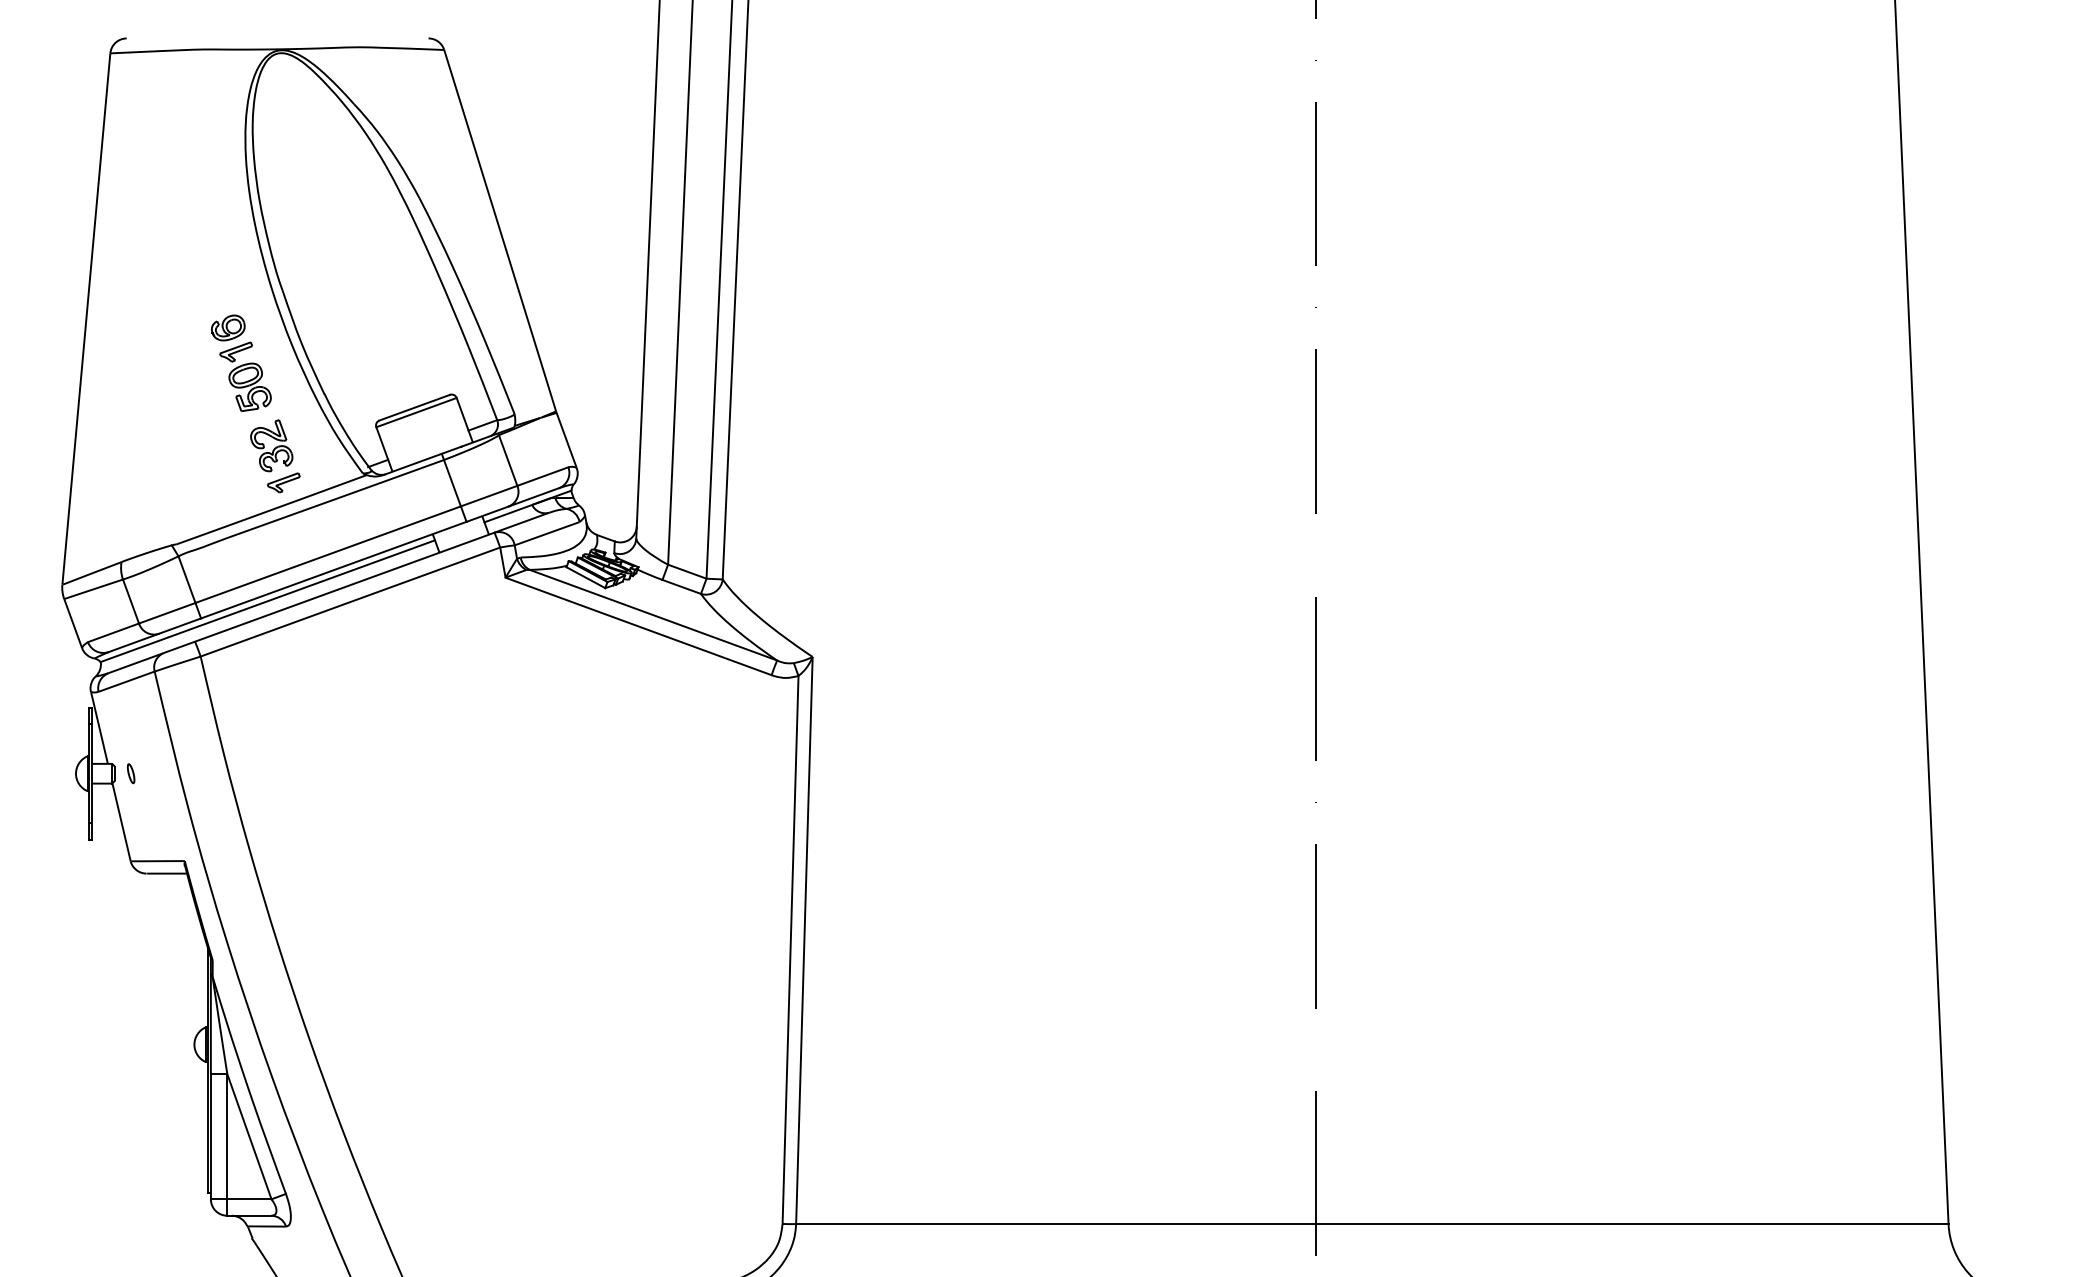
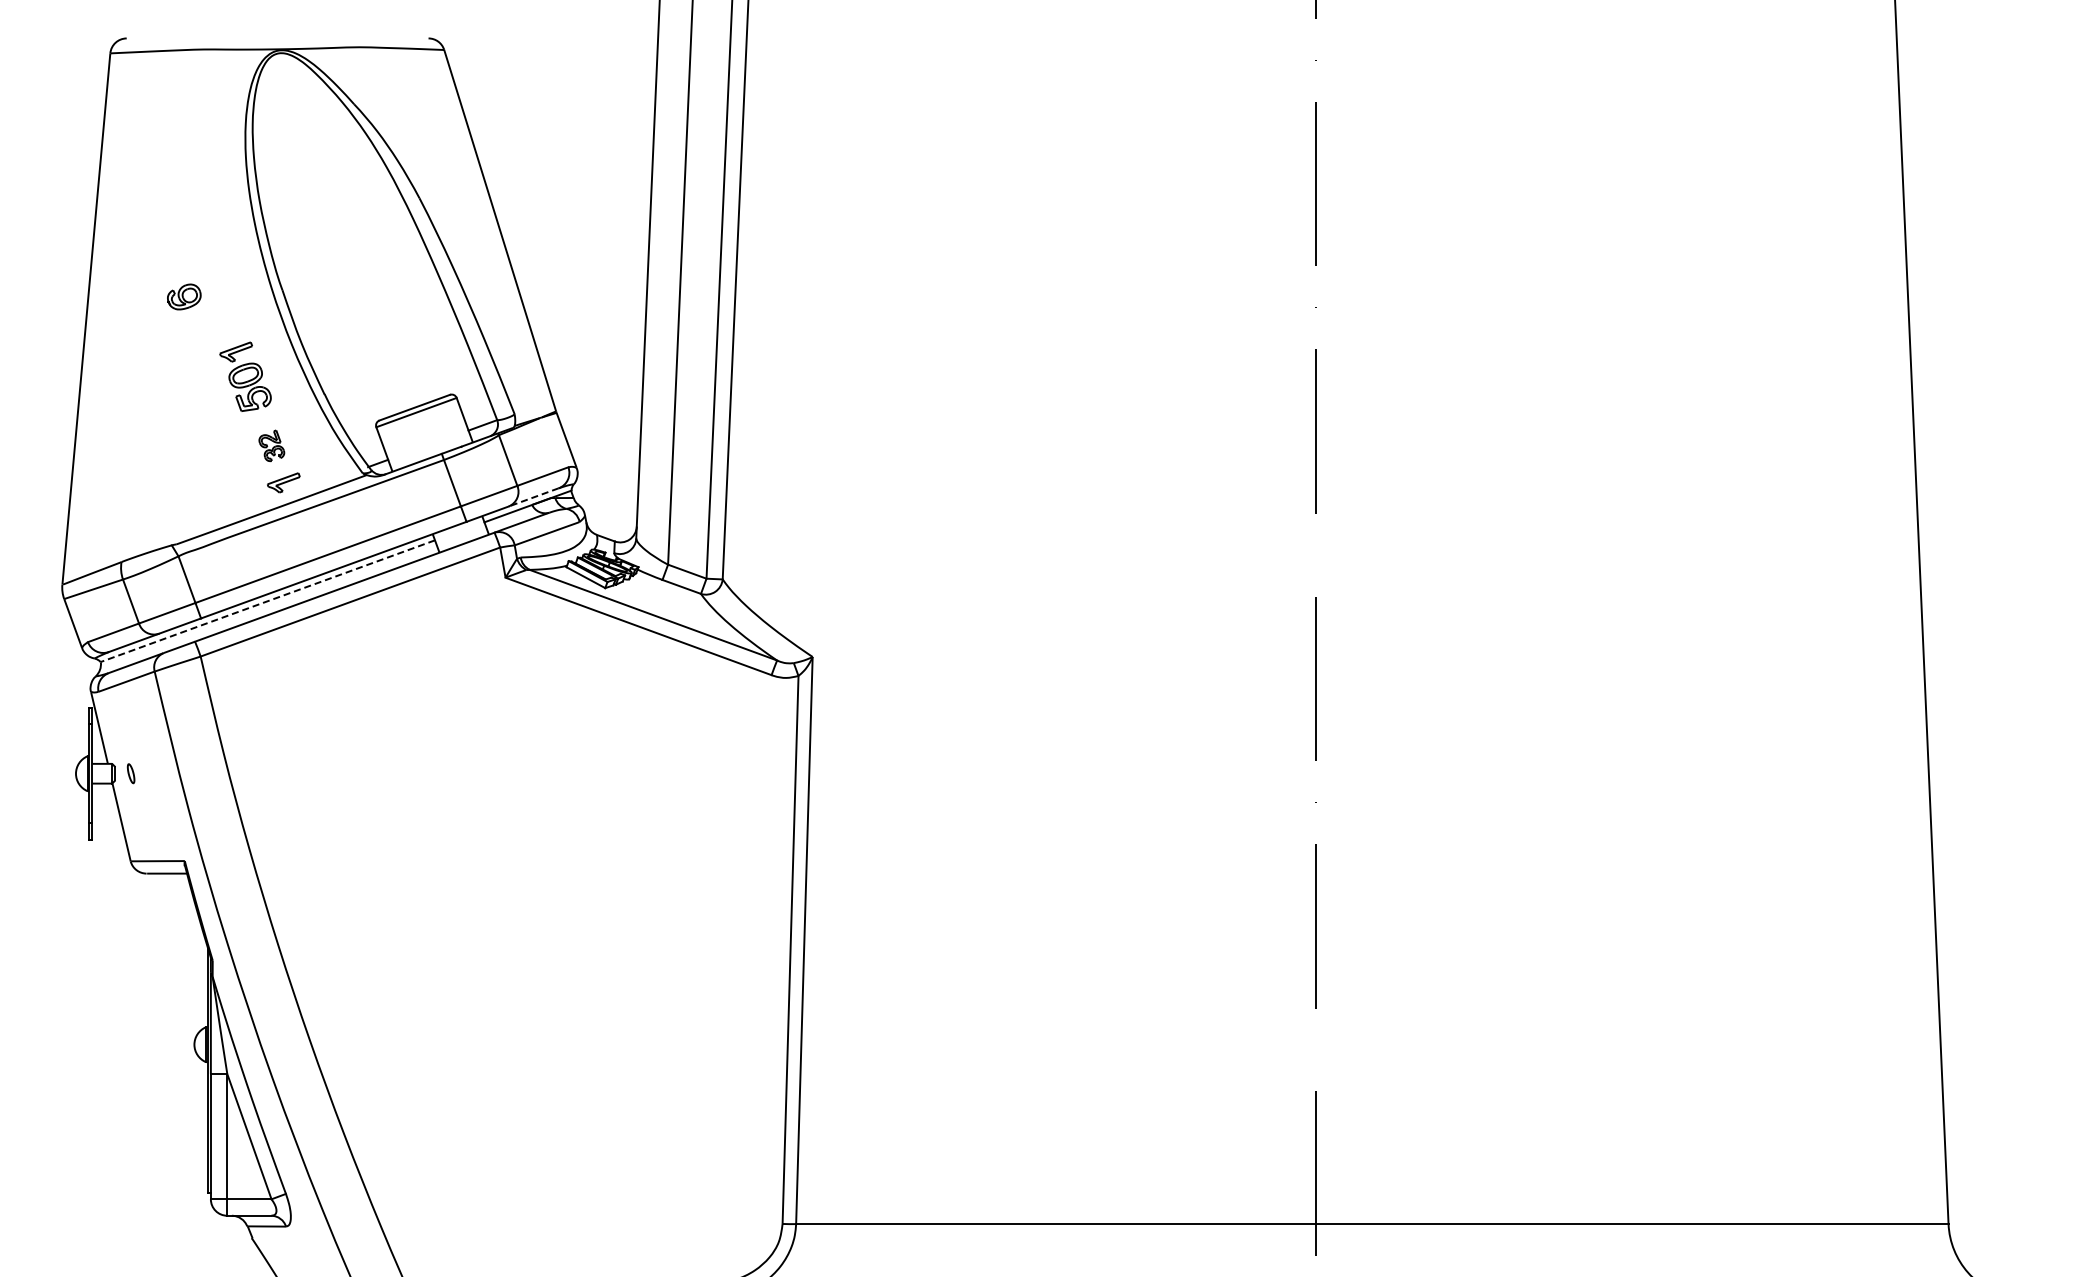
part position: (228, 327) -> (184, 296) (184, 296)
part size: 44x54 px -> 28x34 px (271, 445)
line: solid -> dashed (533, 497)
line: solid -> dashed (267, 601)
